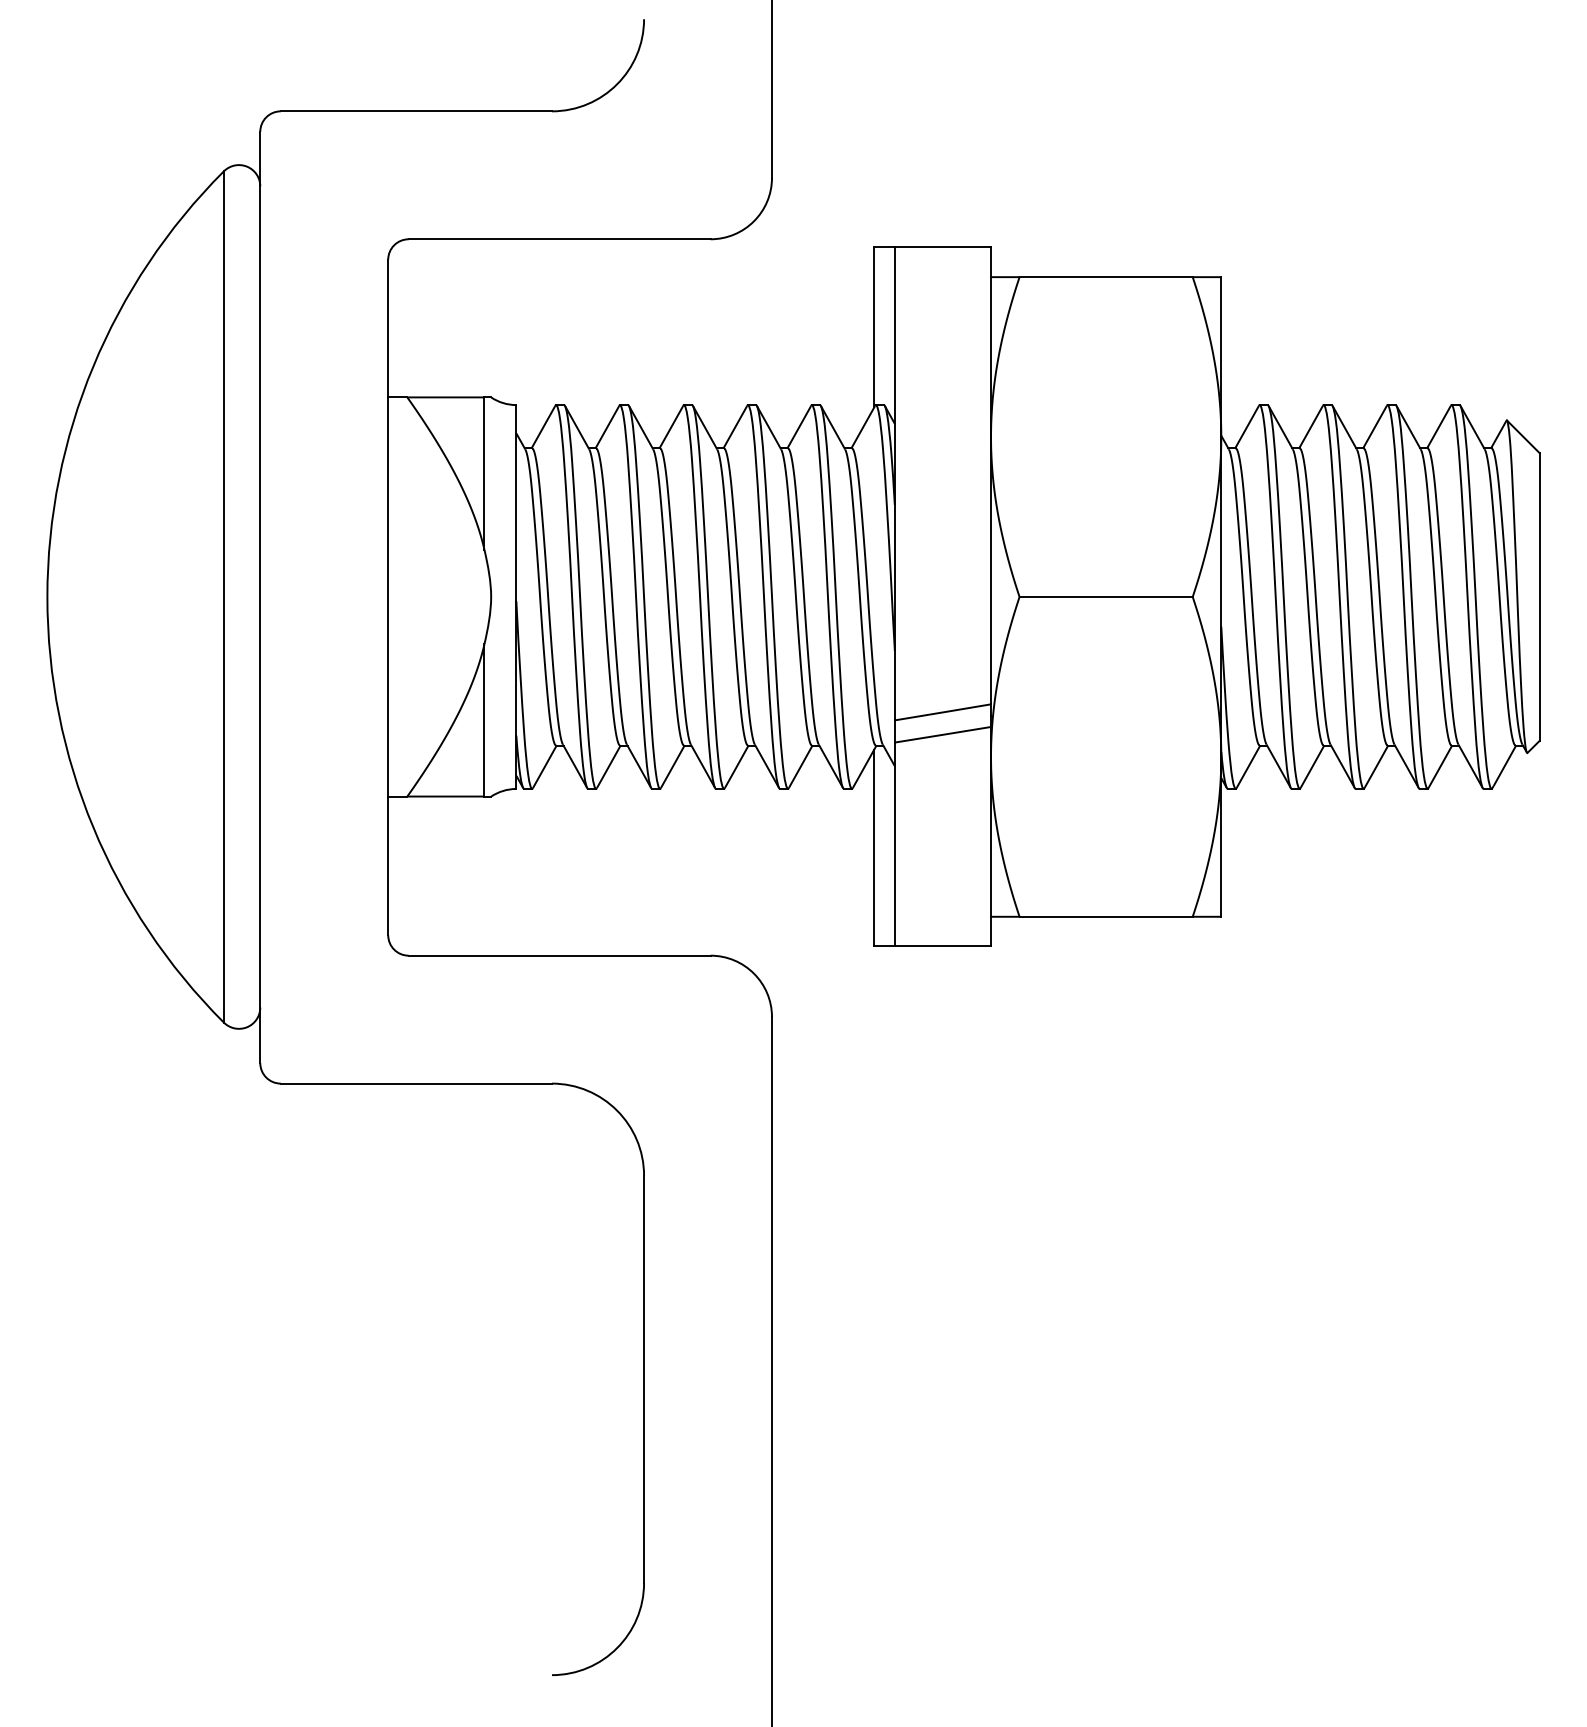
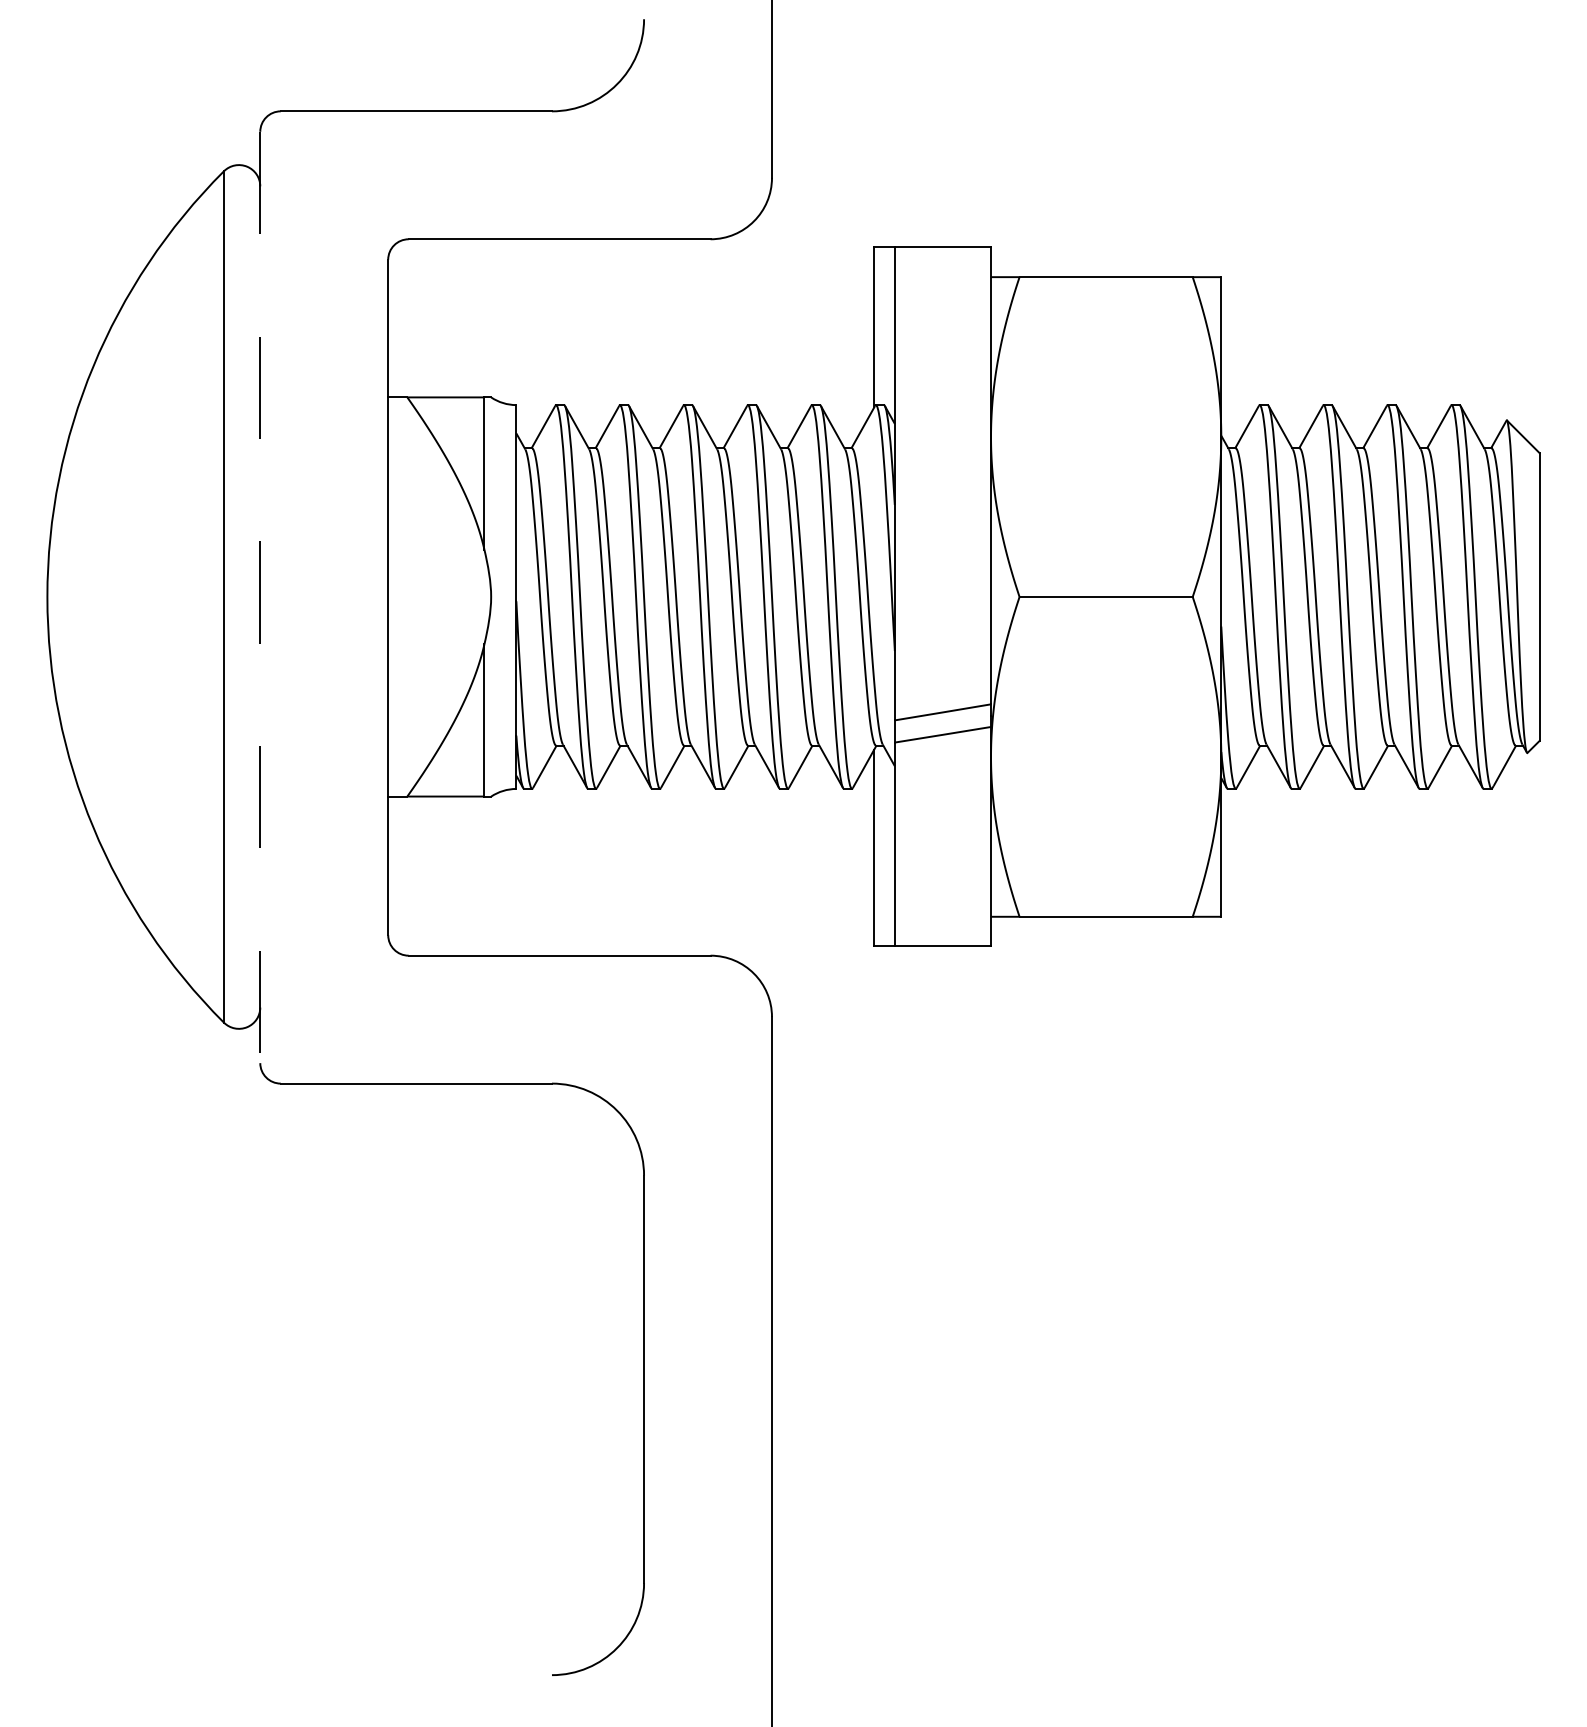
line: solid -> dashed (260, 597)
